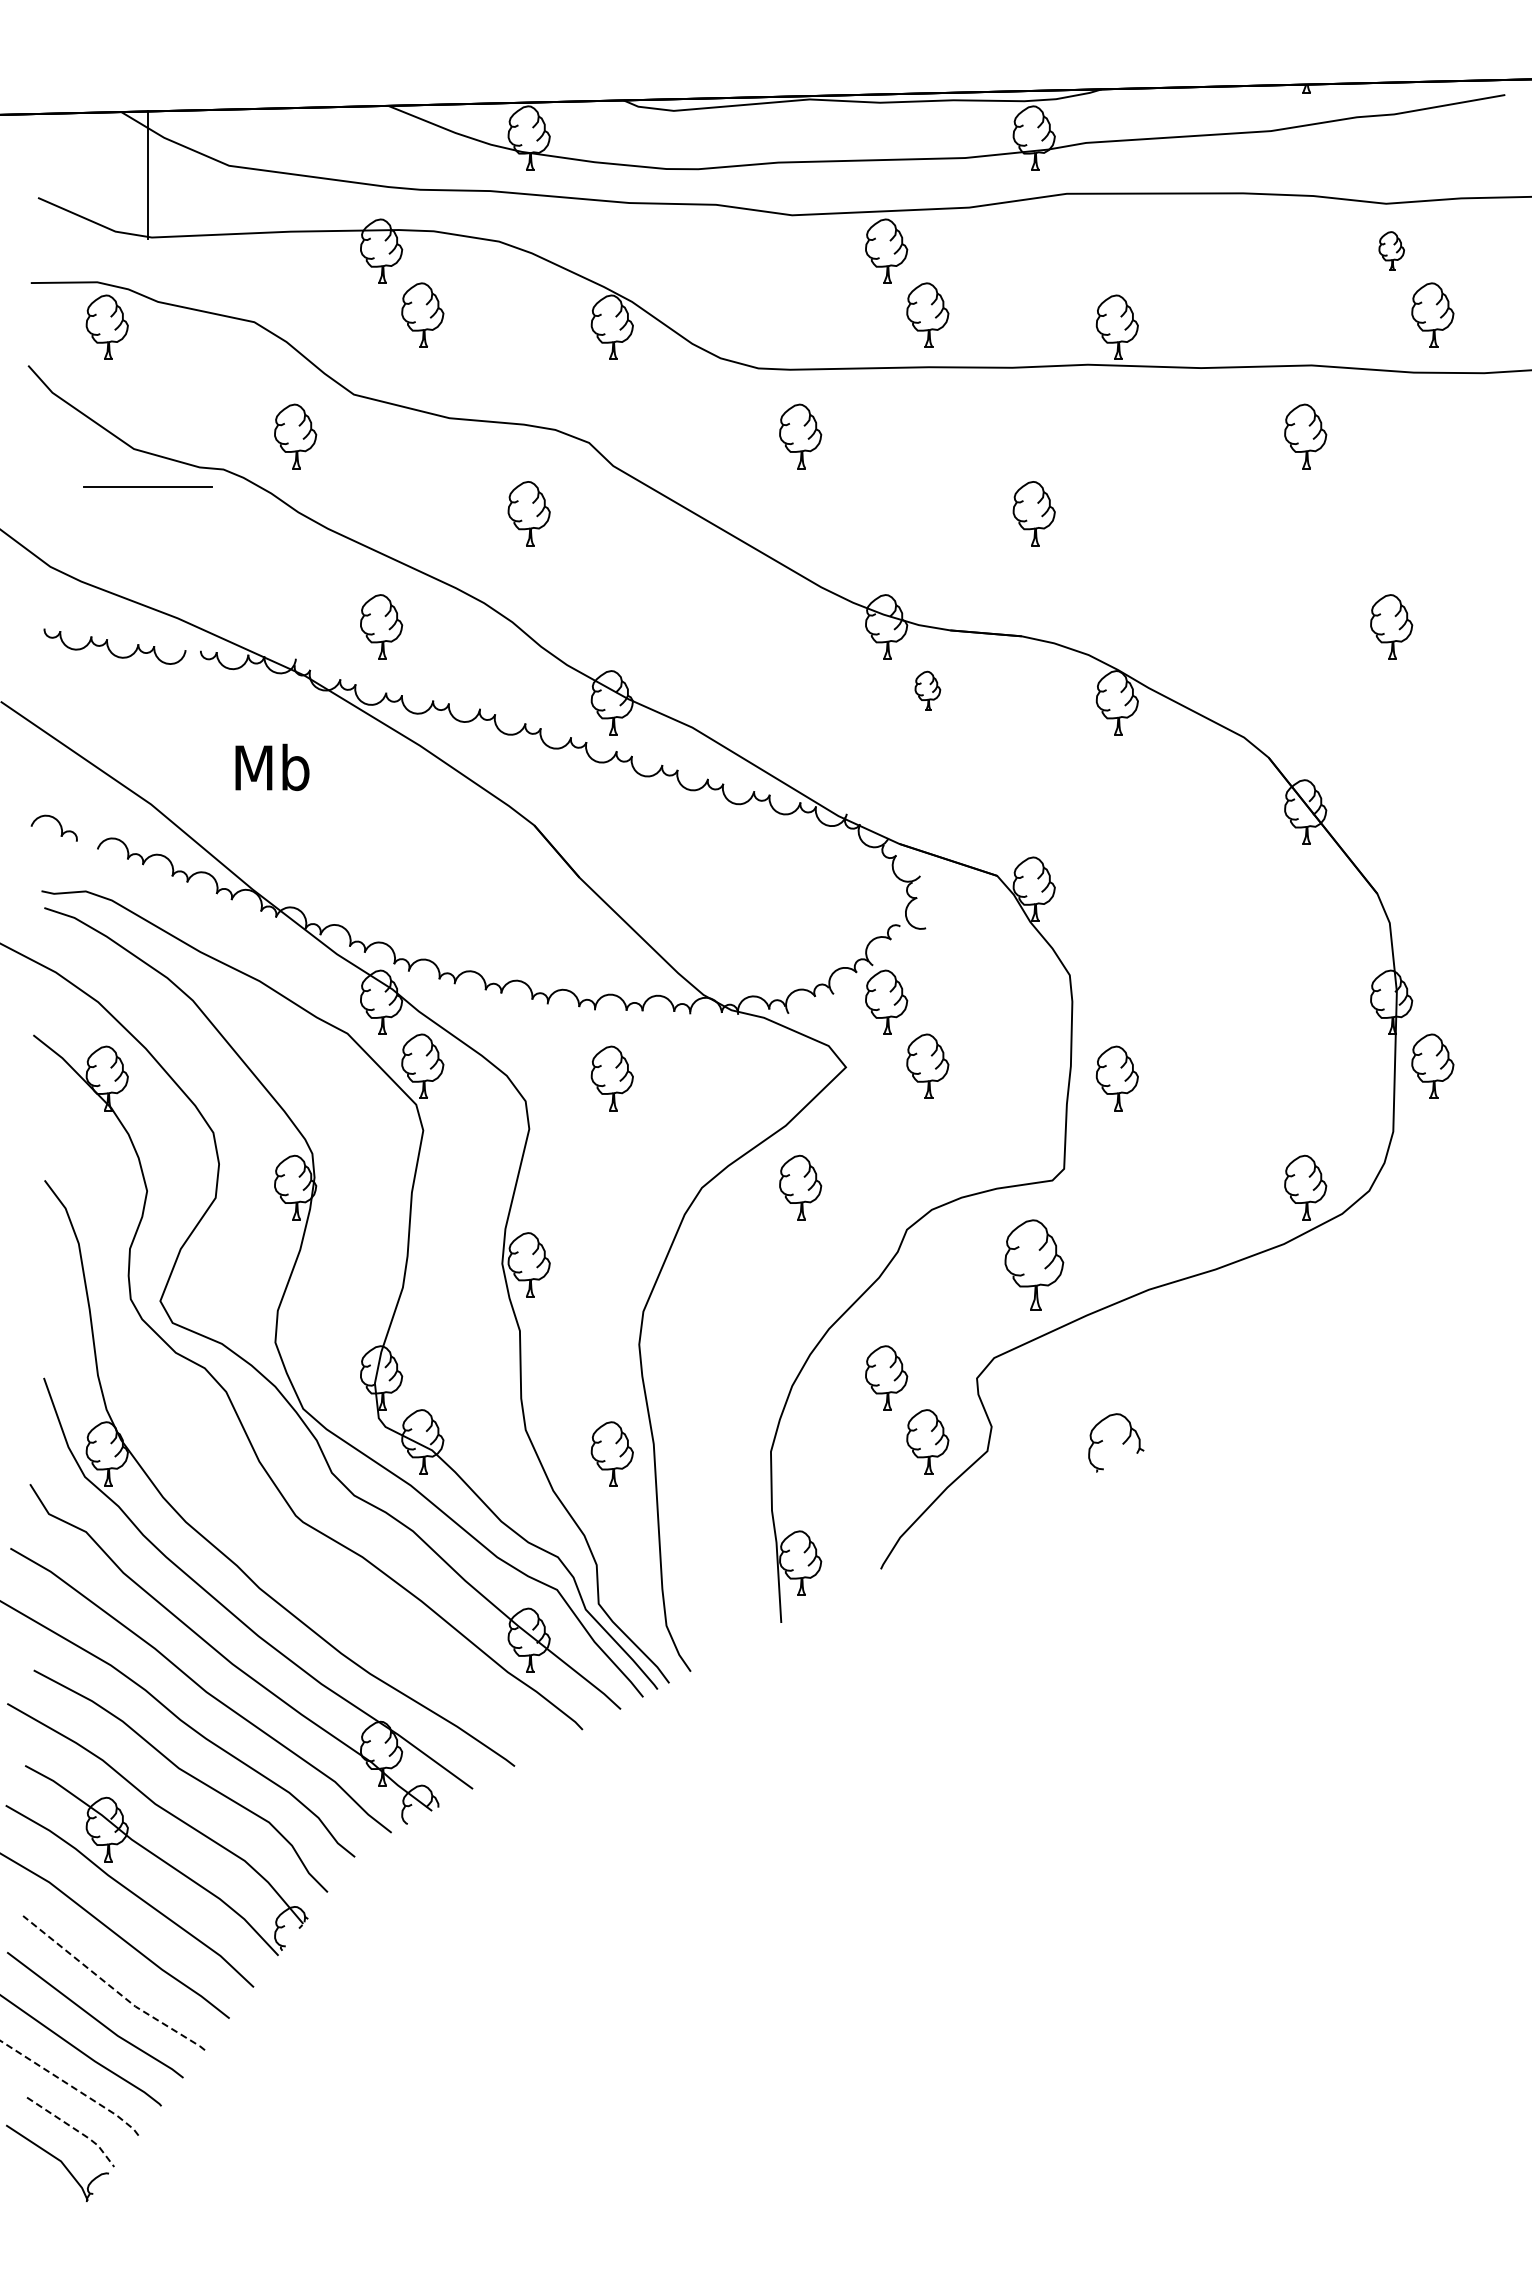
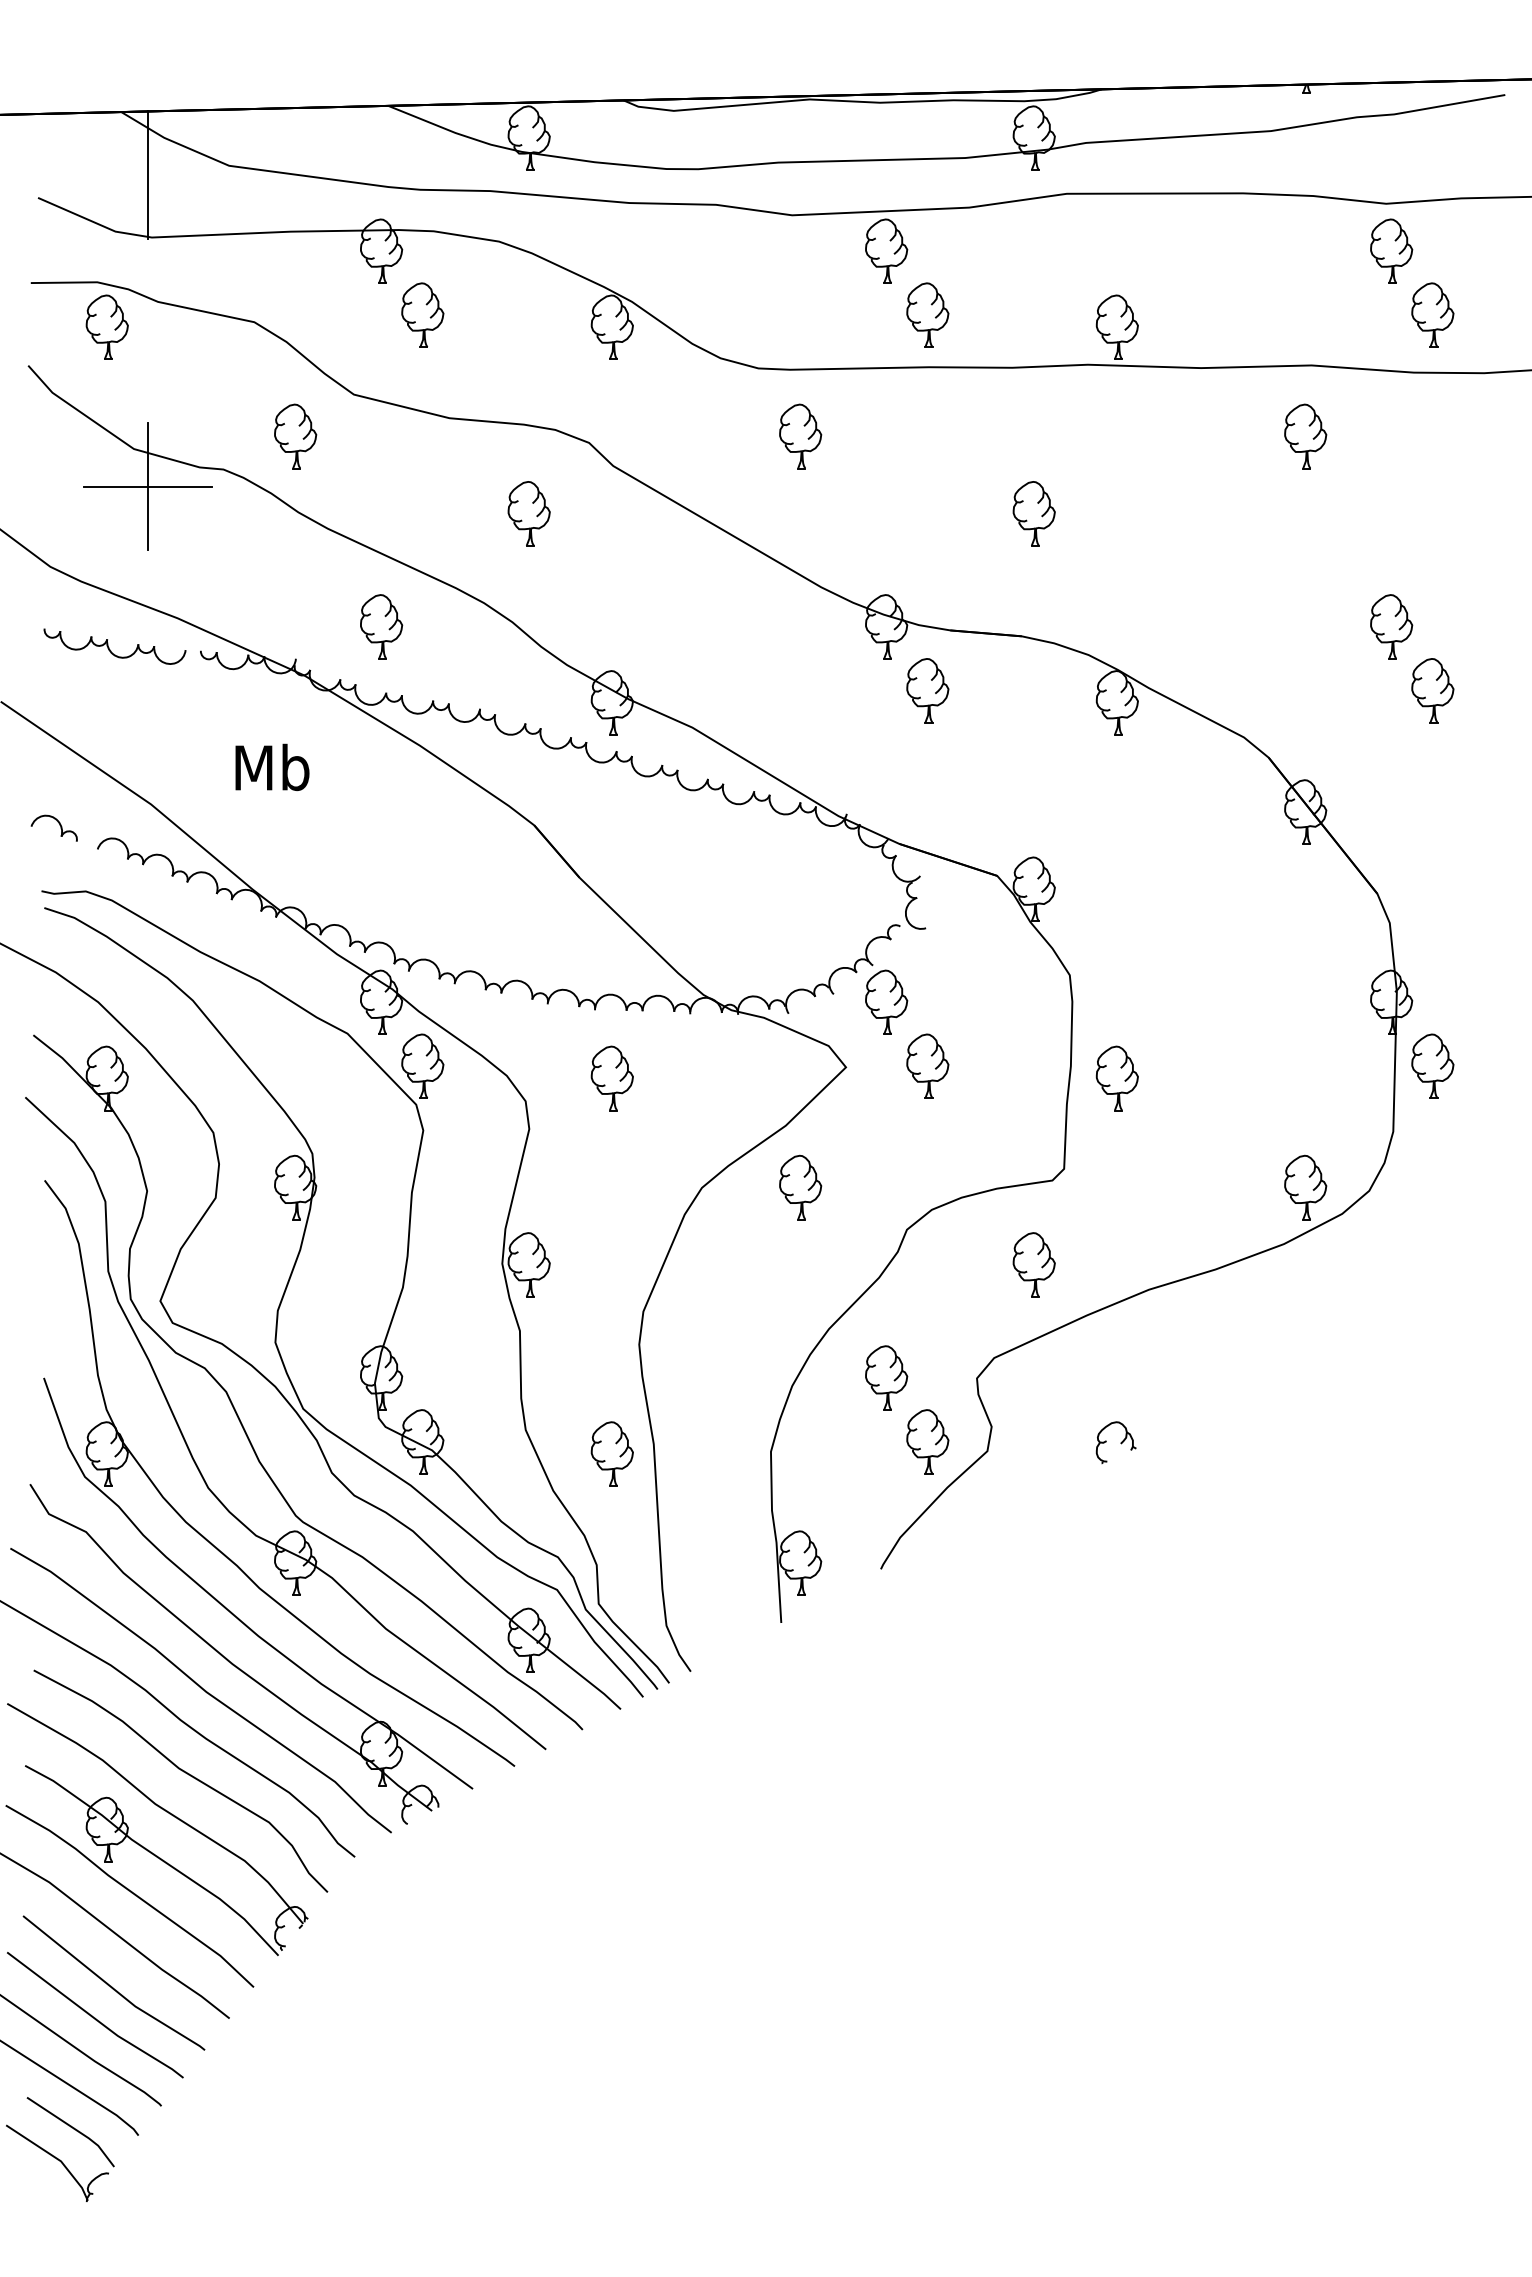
part size: 27x40 px -> 44x66 px (1391, 250)
line: none -> present (147, 486)
part size: 28x41 px -> 44x66 px (927, 690)
part: none -> present (1432, 690)
part size: 61x92 px -> 44x66 px (1033, 1264)
part size: 57x60 px -> 42x43 px (1115, 1442)
part: none -> present (198, 1466)
line: dashed -> solid (112, 1987)
line: dashed -> solid (72, 2086)
line: dashed -> solid (75, 2129)
